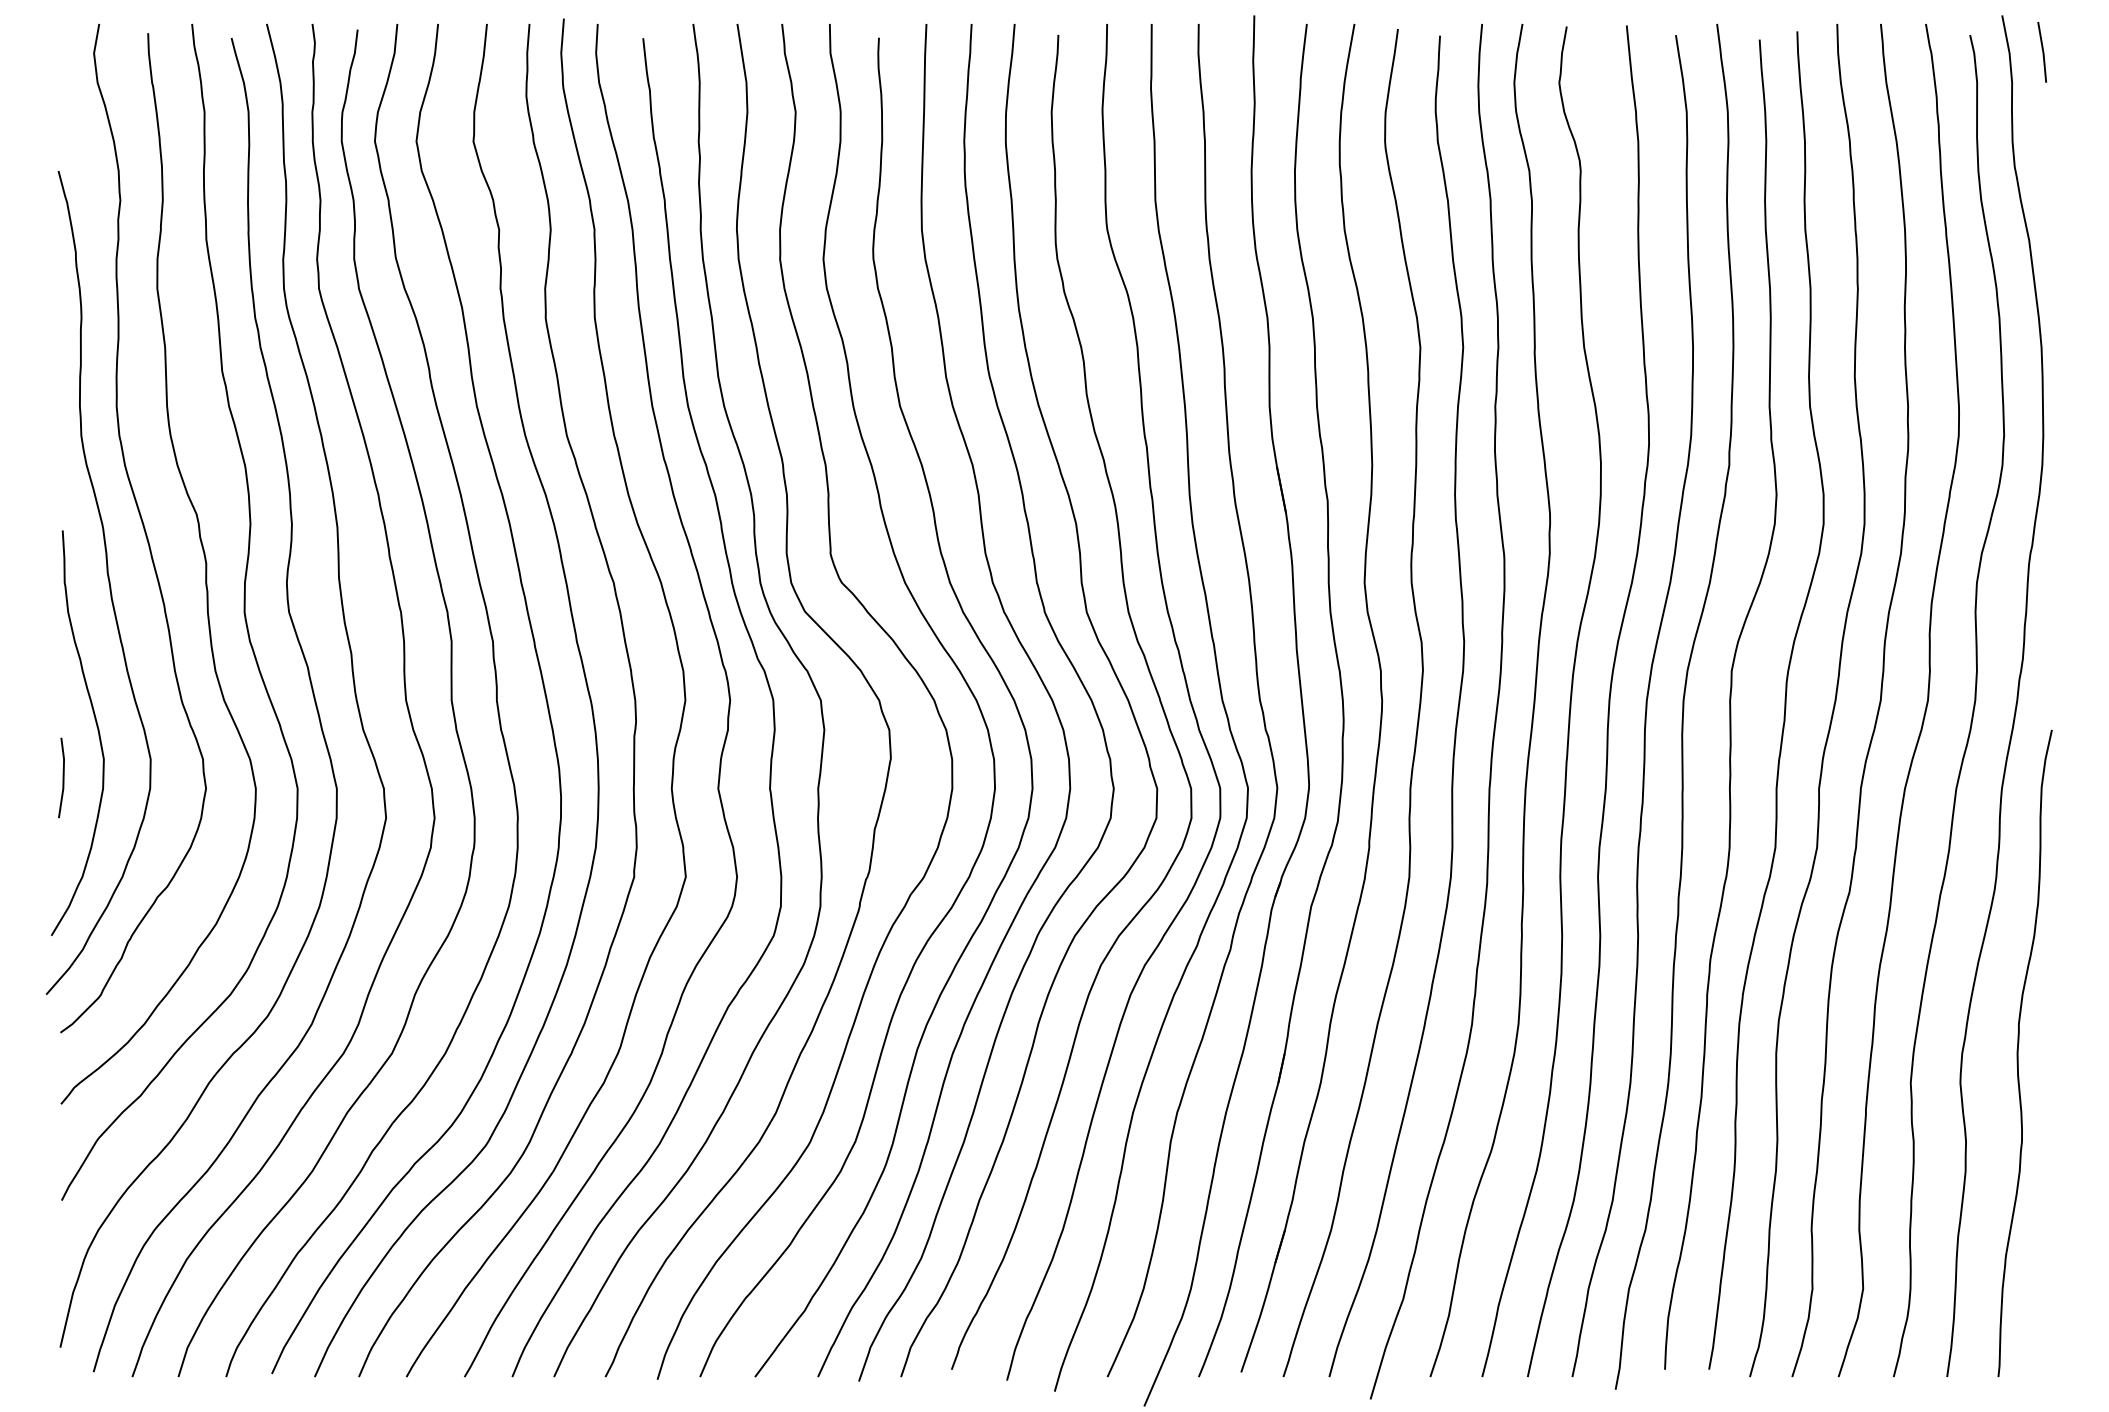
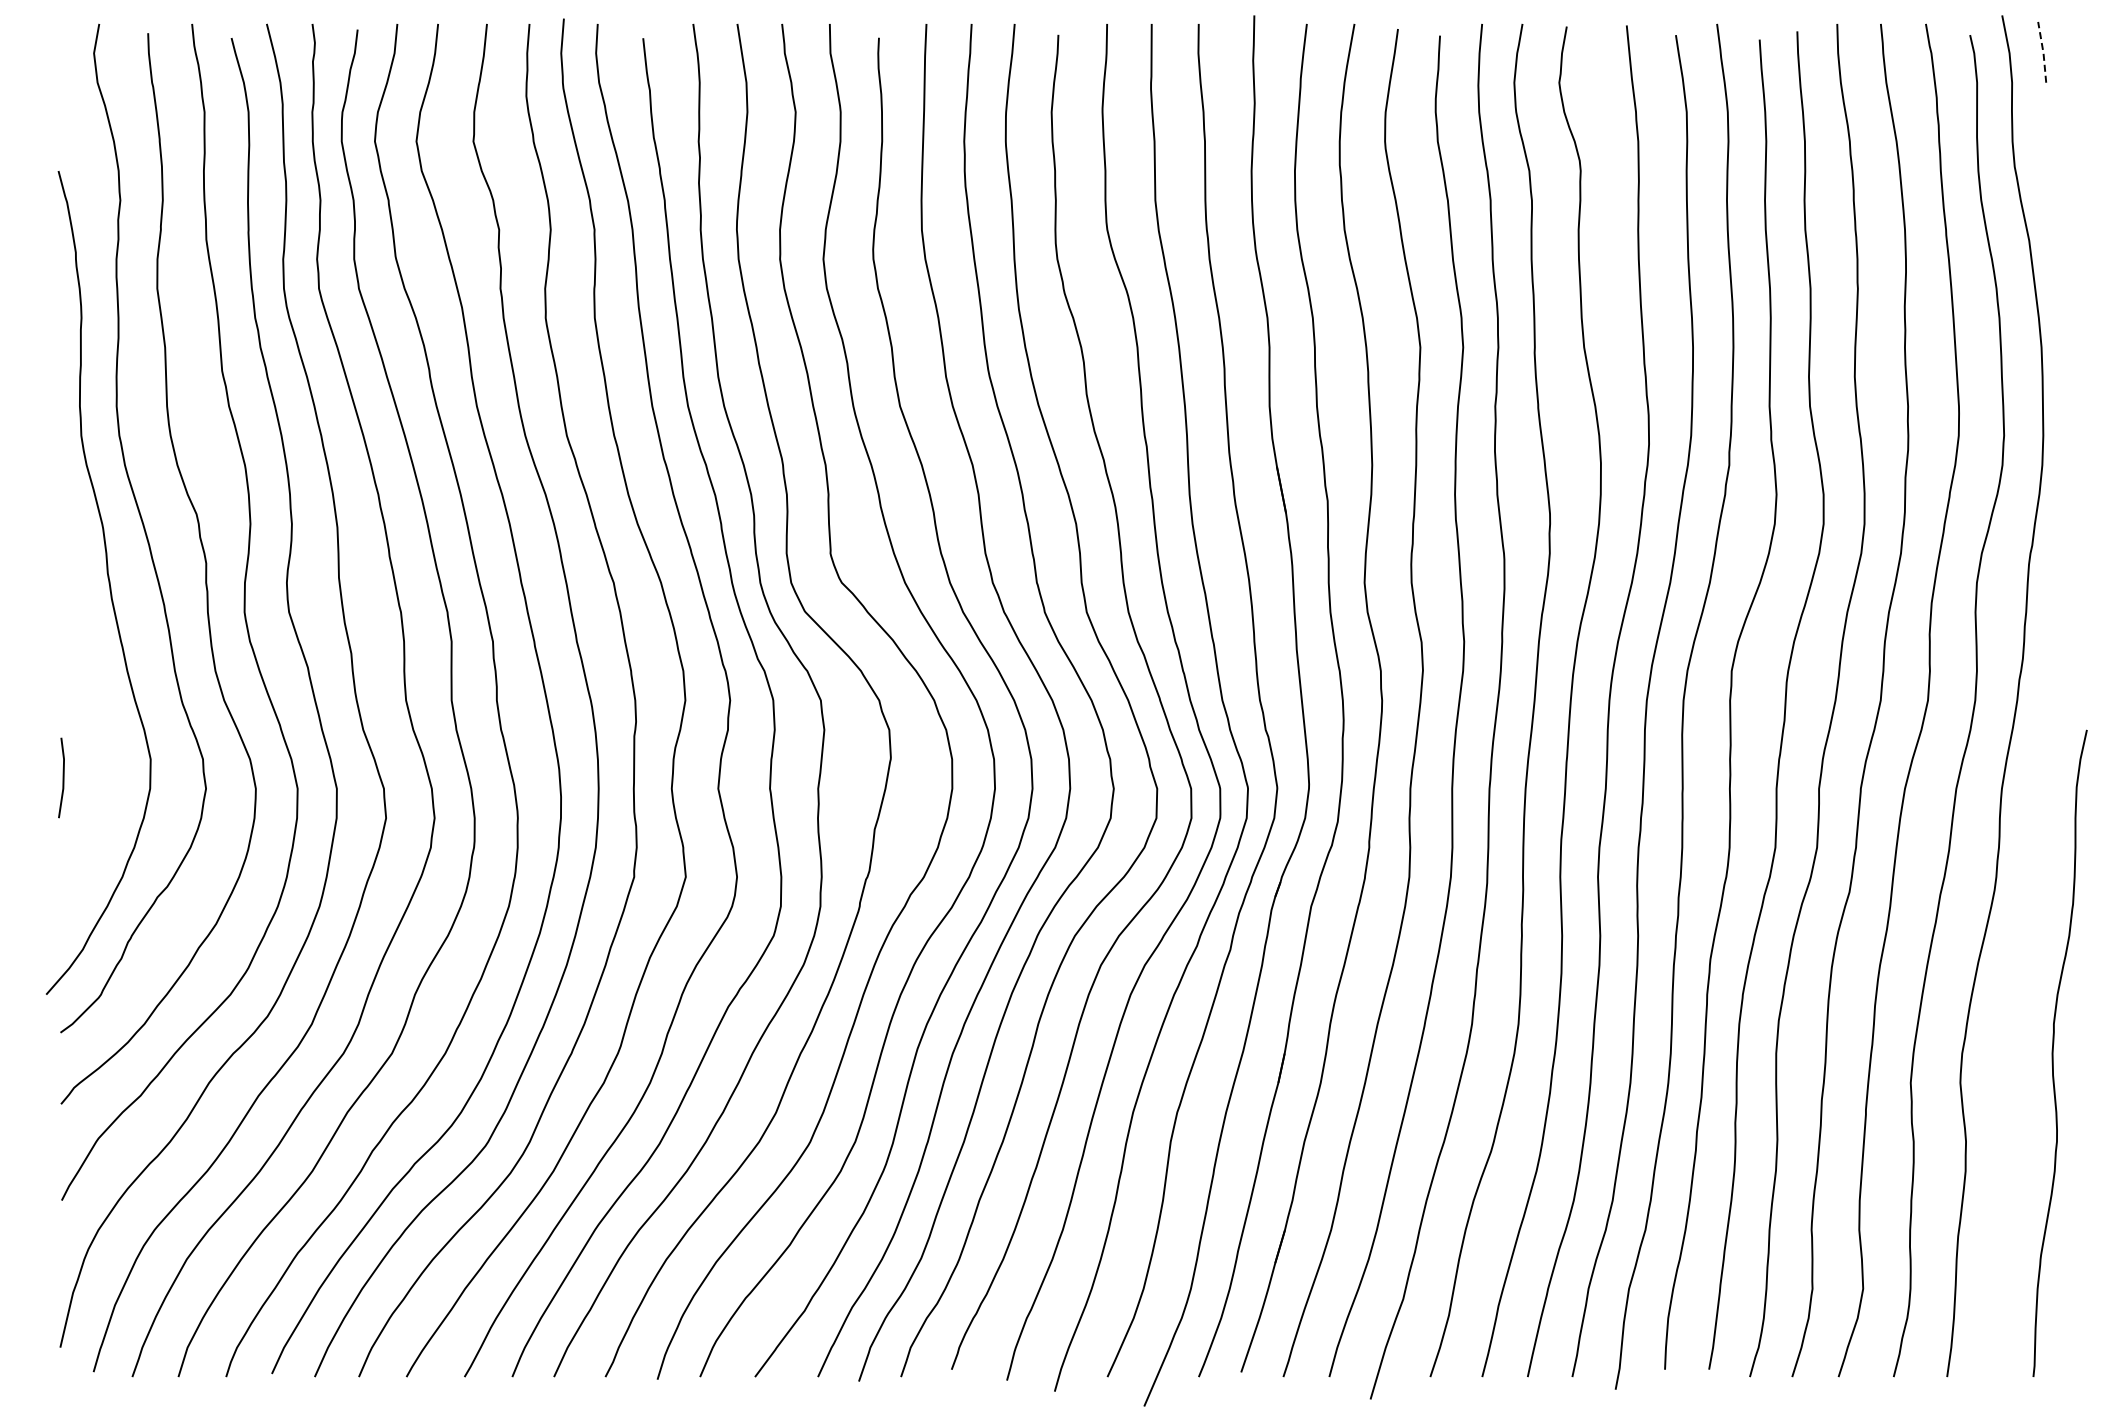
line: solid -> dashed (2043, 52)
curve: present -> none (96, 726)
curve position: (2018, 1052) -> (2053, 1052) (2053, 1052)
